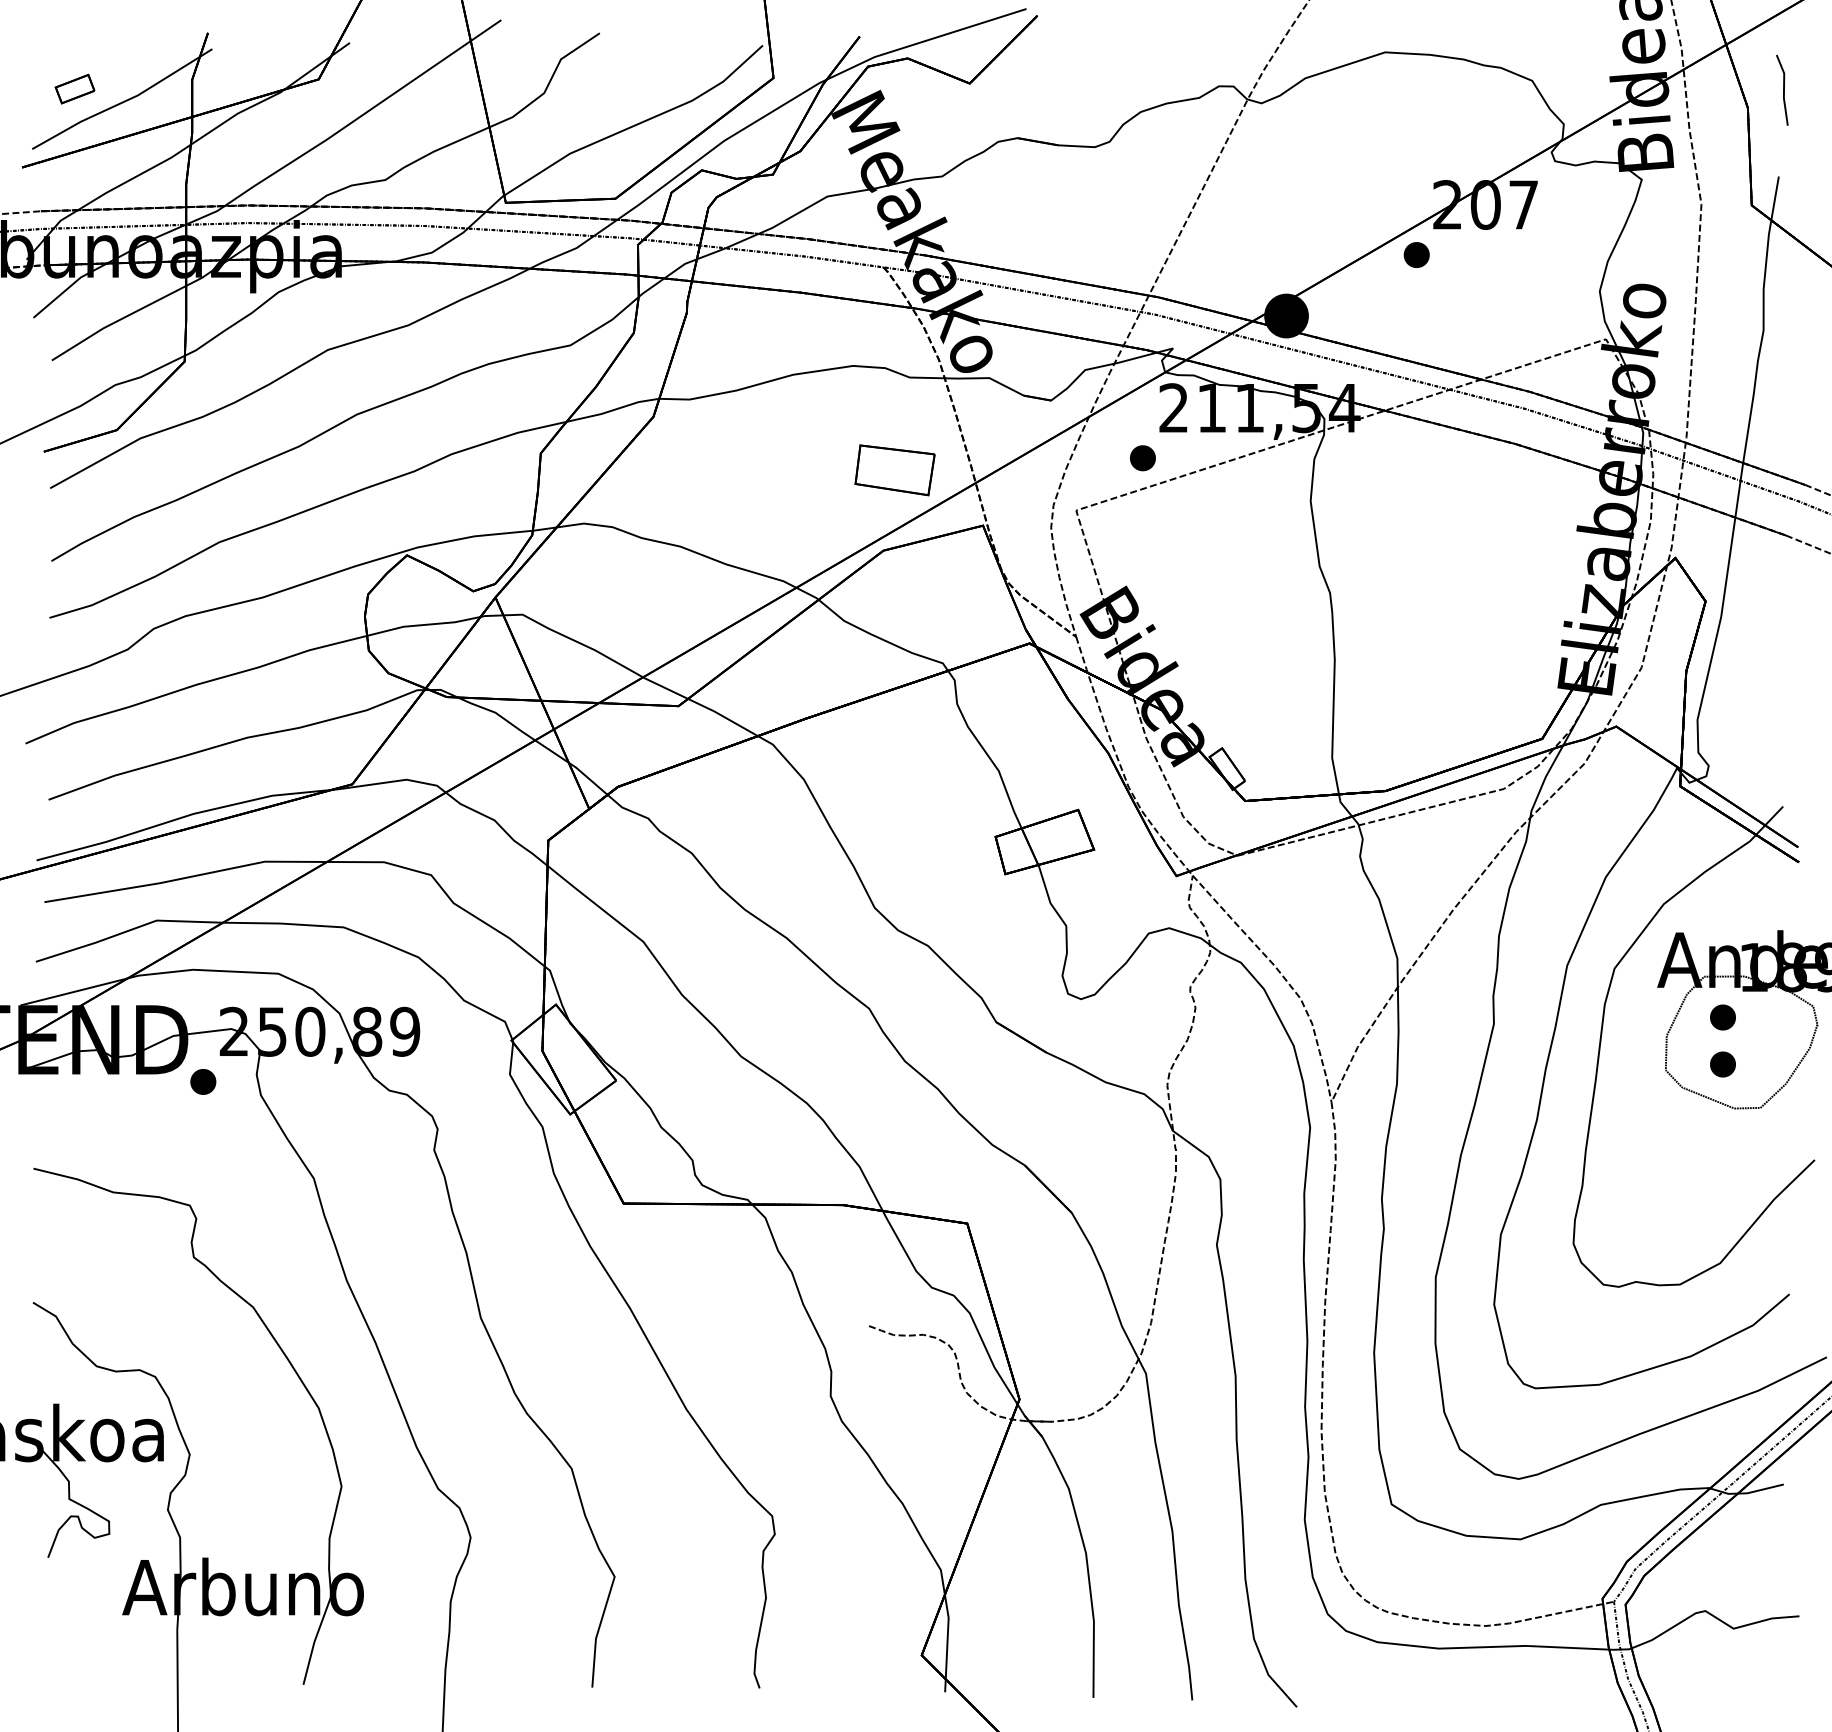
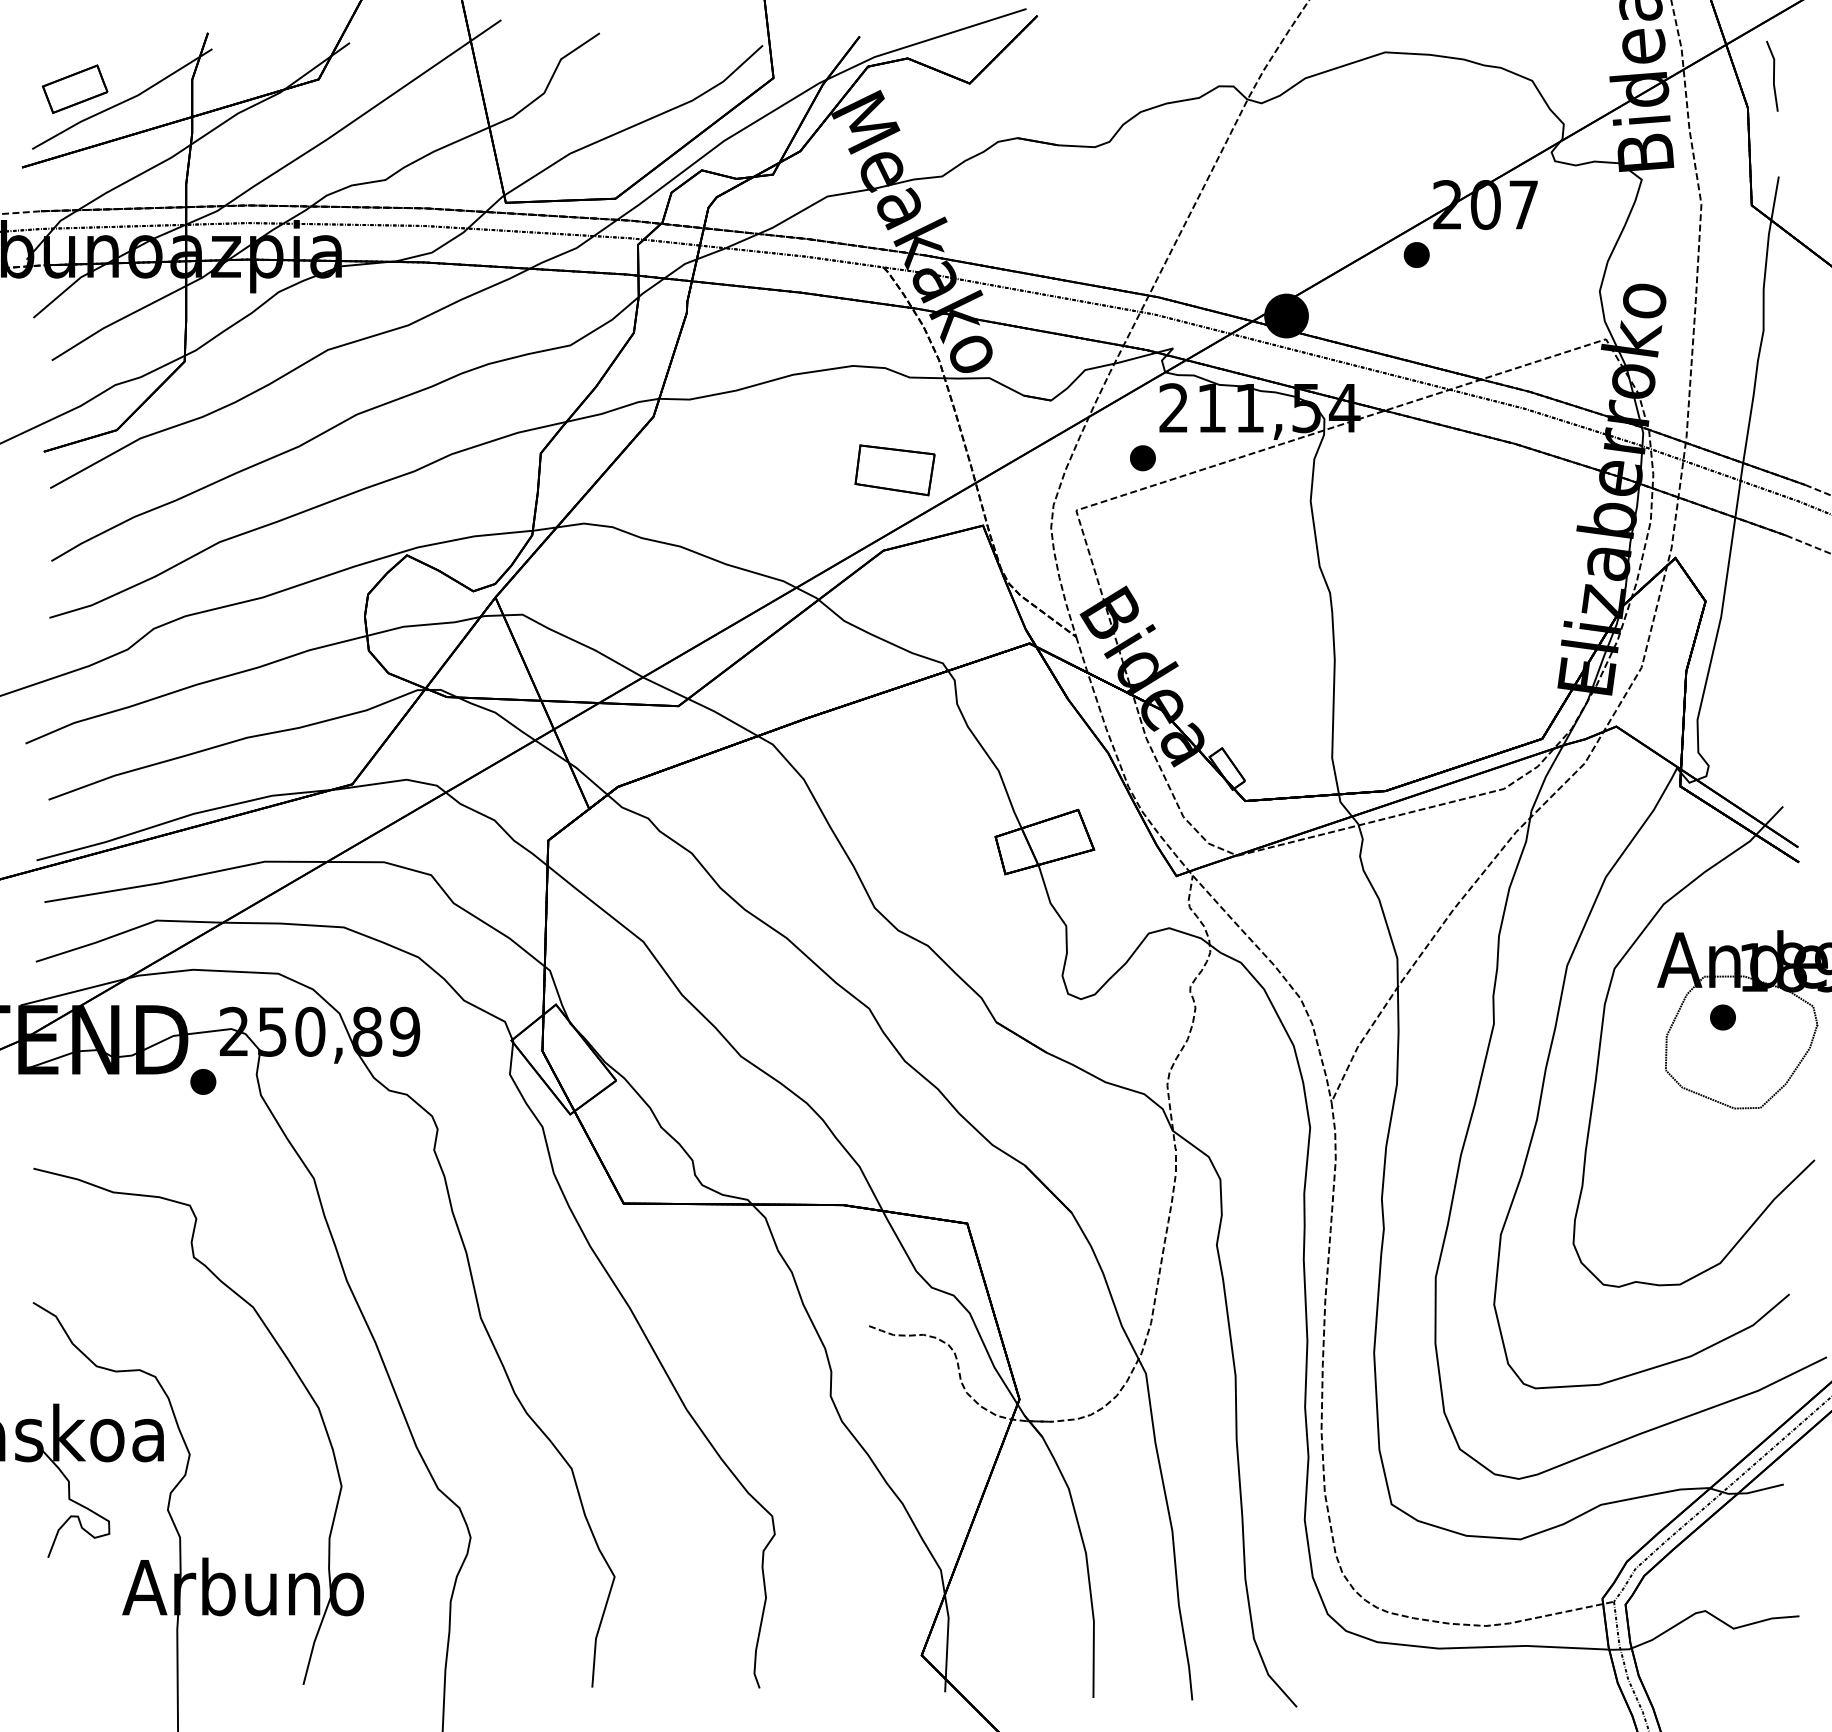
part size: 42x32 px -> 68x50 px (74, 88)
line position: (1783, 89) -> (1773, 75) (1773, 75)
part: present -> none (1722, 1064)
